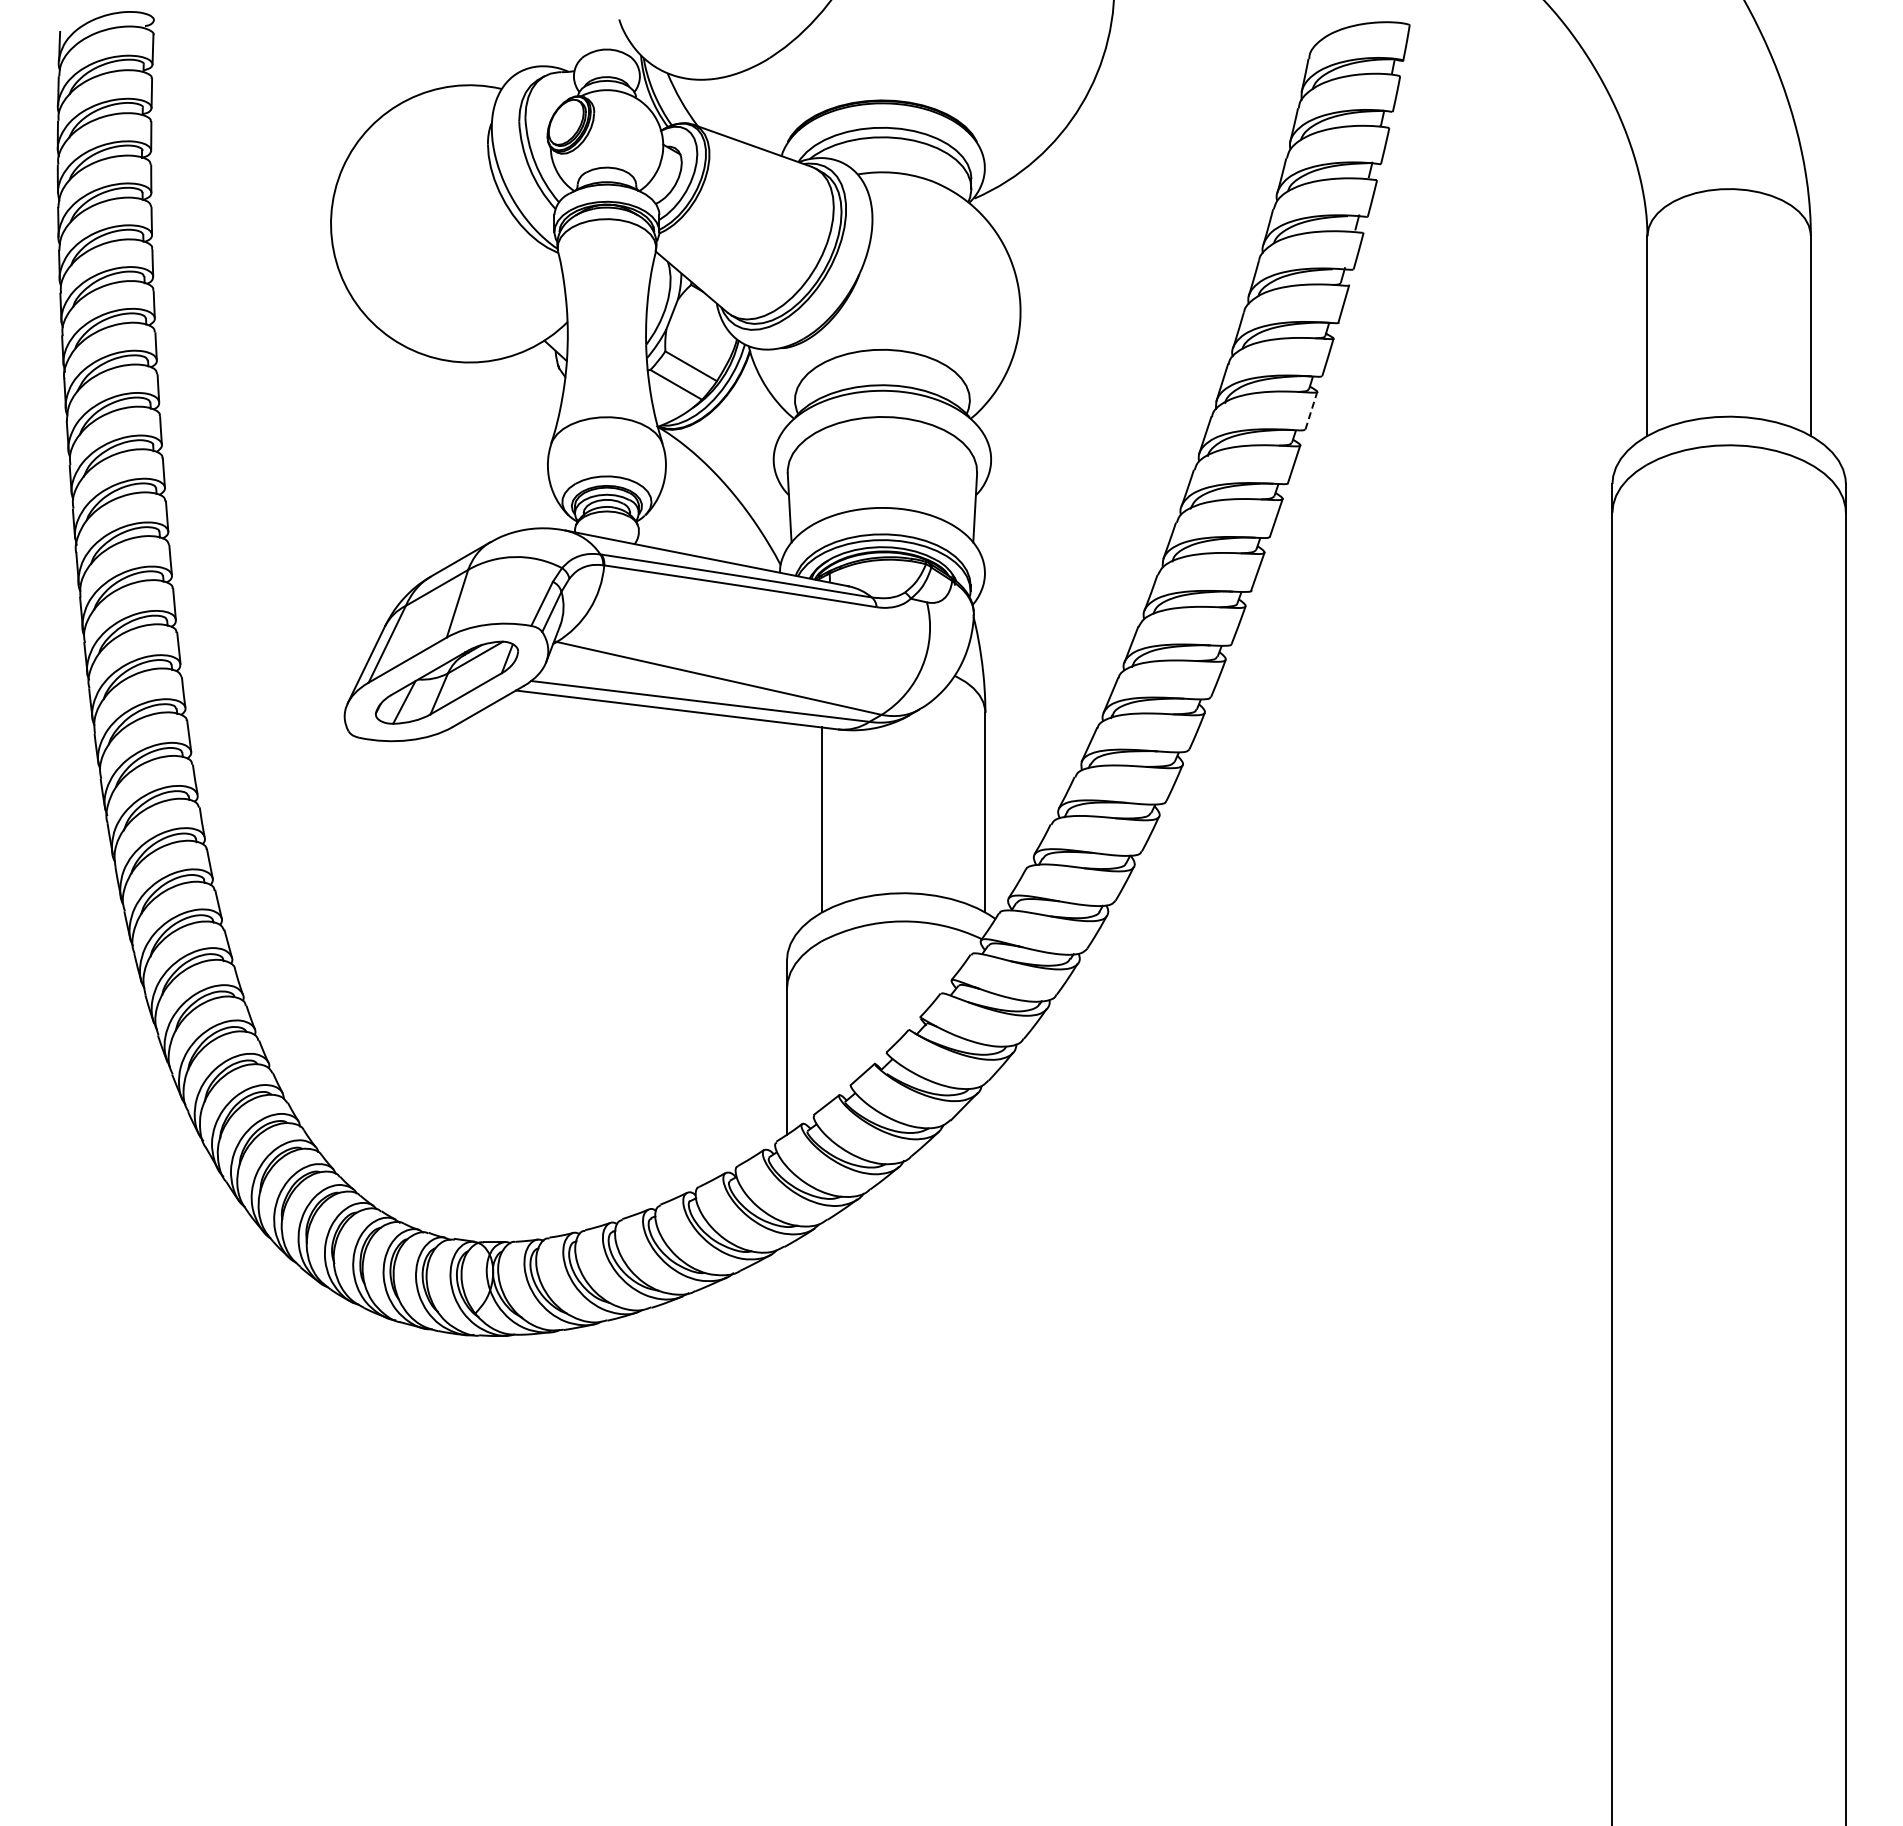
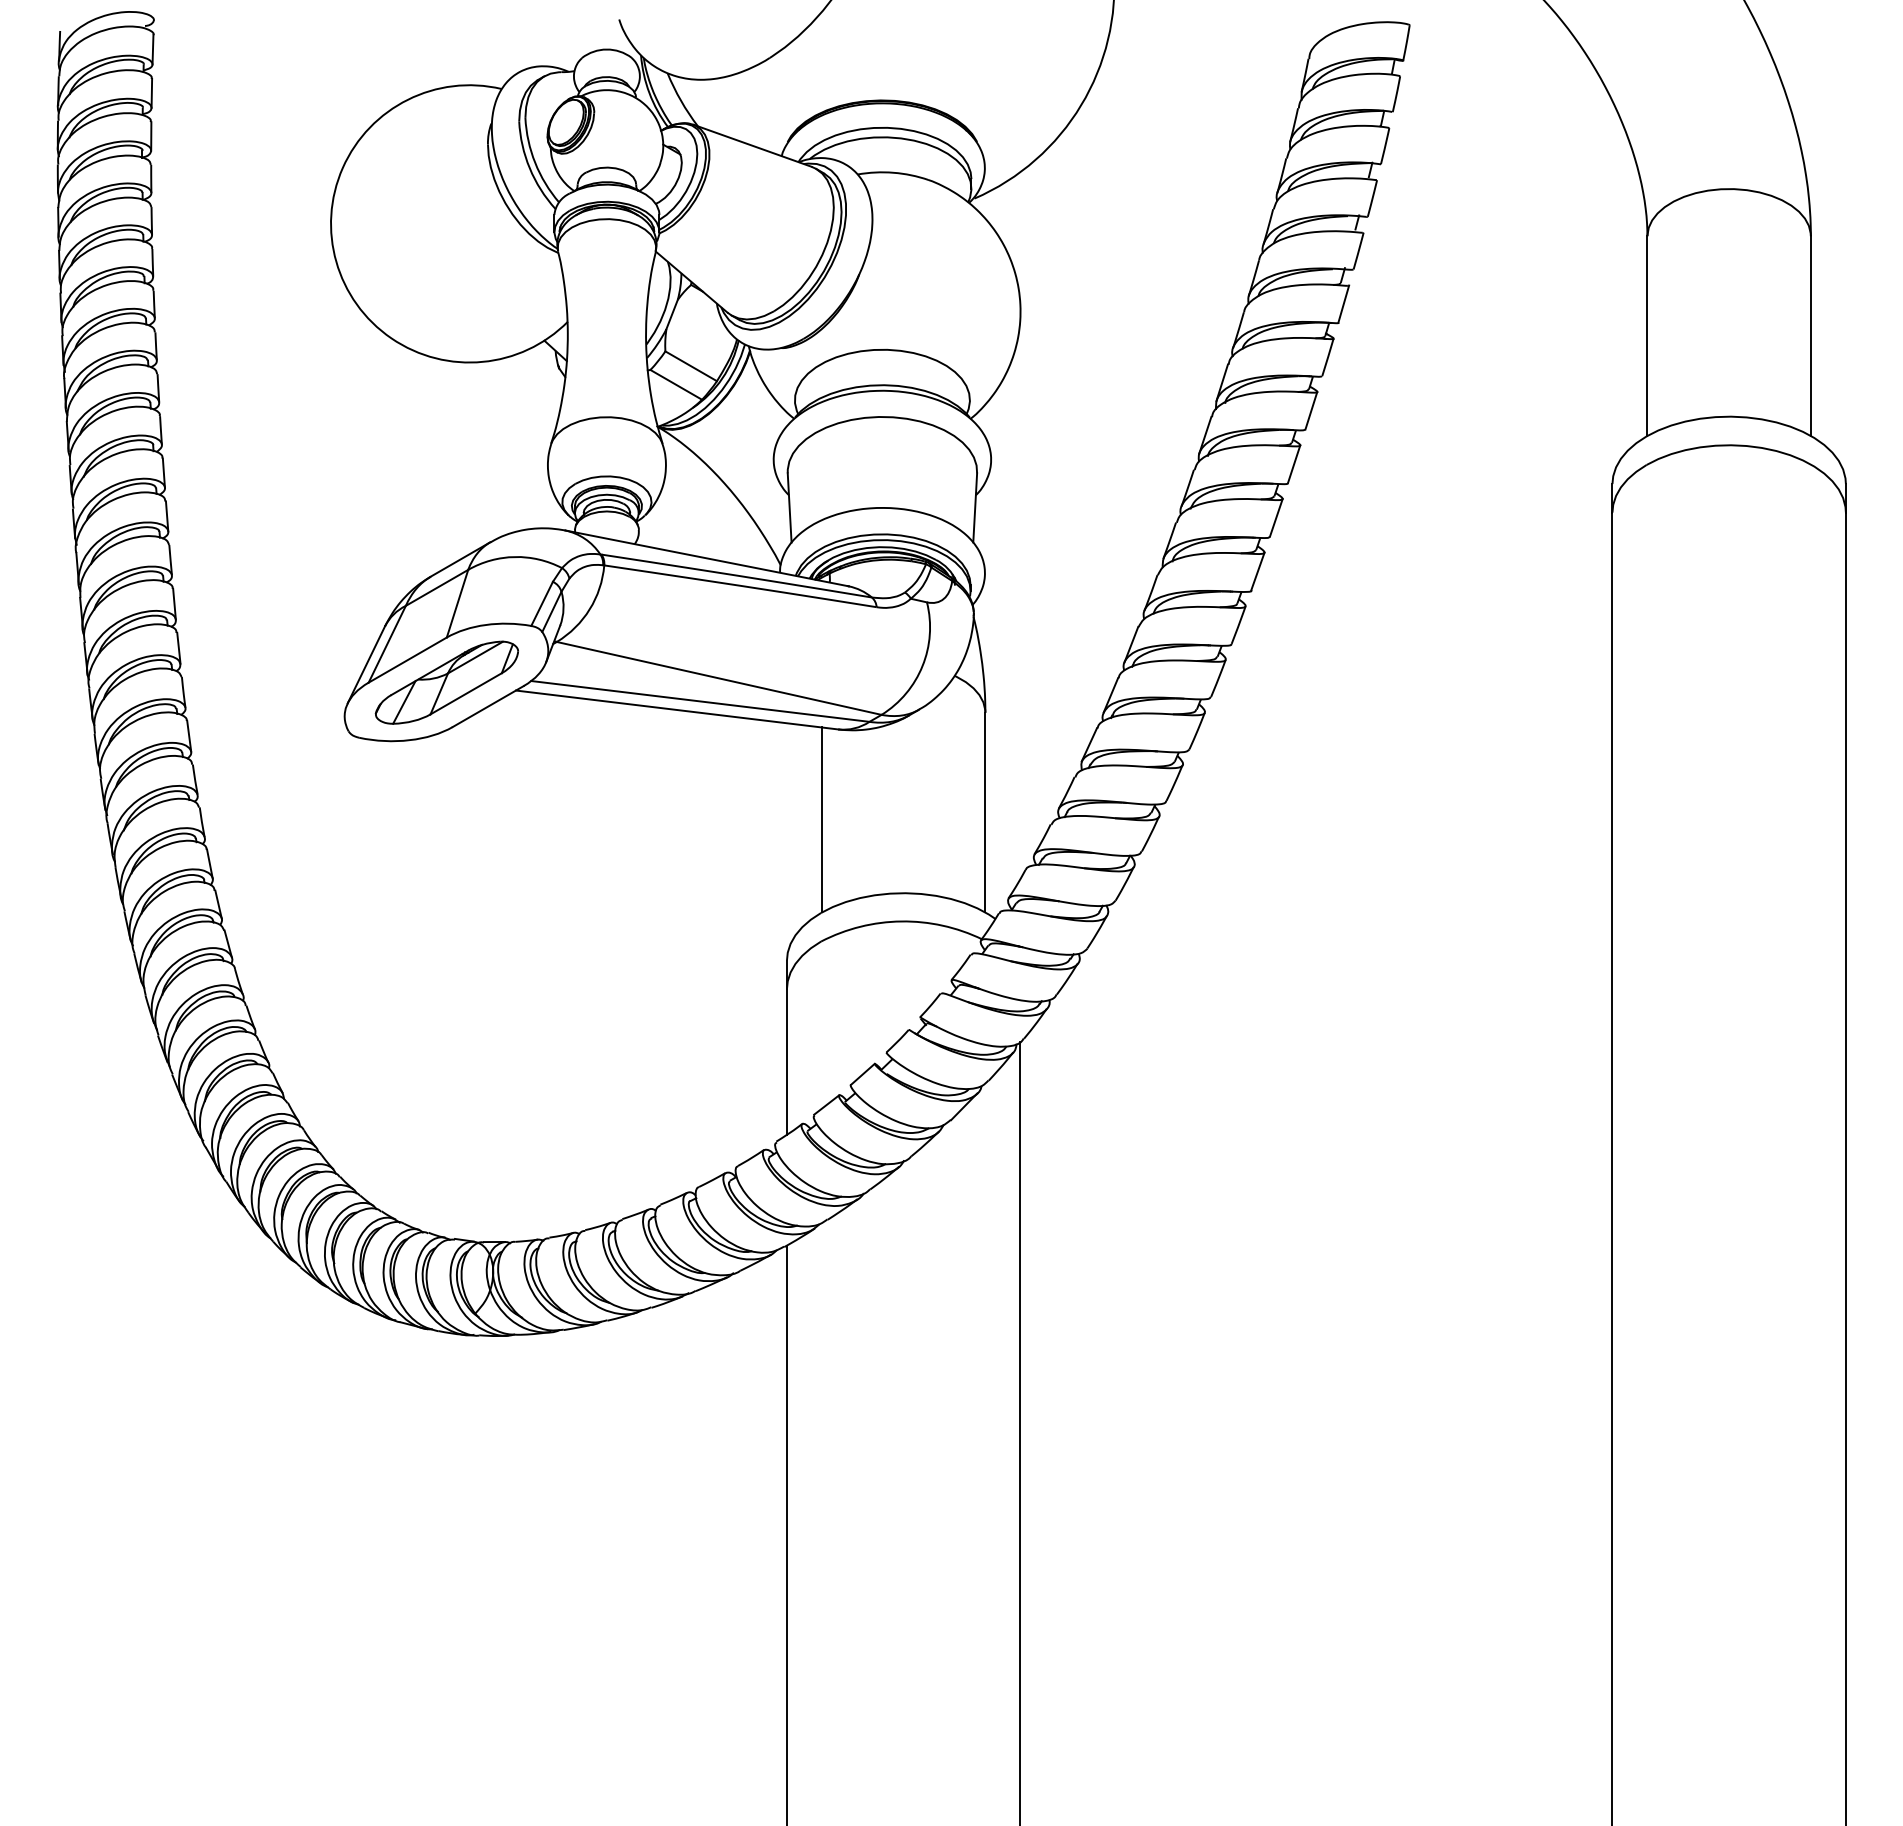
line: dashed -> solid (1311, 410)
line: none -> present (1020, 1432)
line: none -> present (786, 1533)
